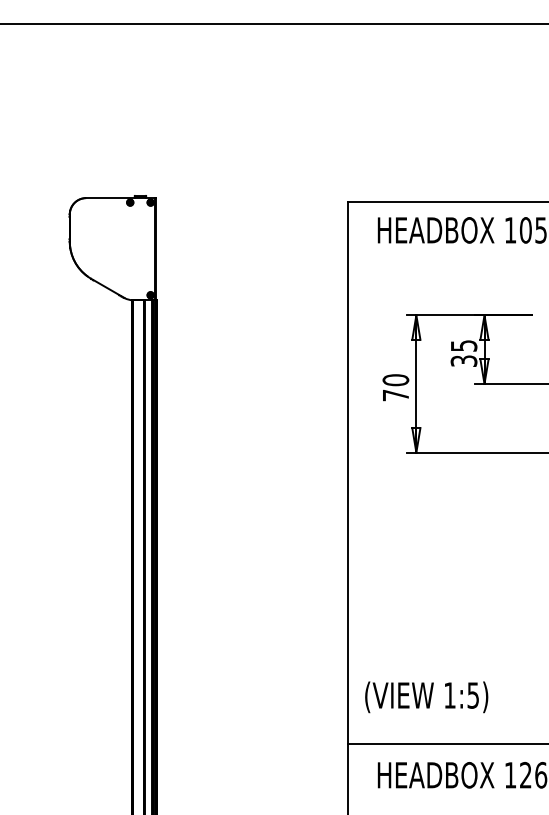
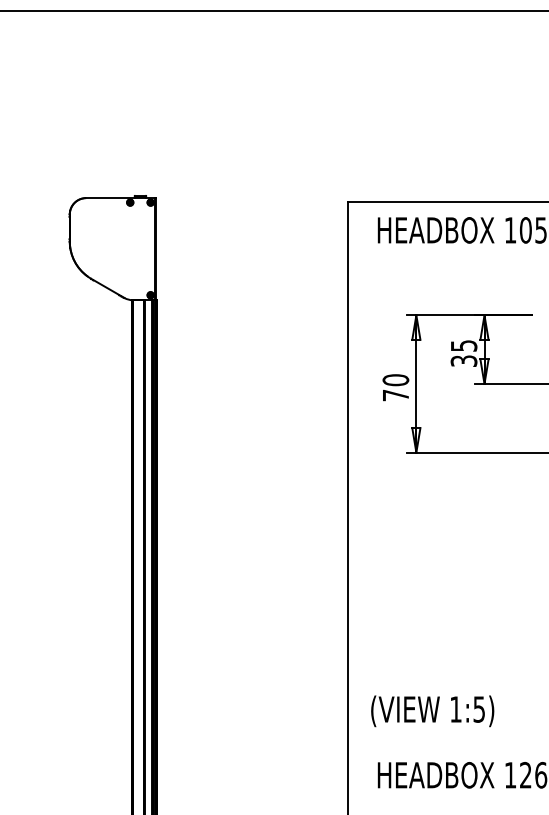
line position: (273, 24) -> (273, 11) (273, 11)
text position: (426, 697) -> (432, 711) (432, 711)
line: present -> none (446, 744)
